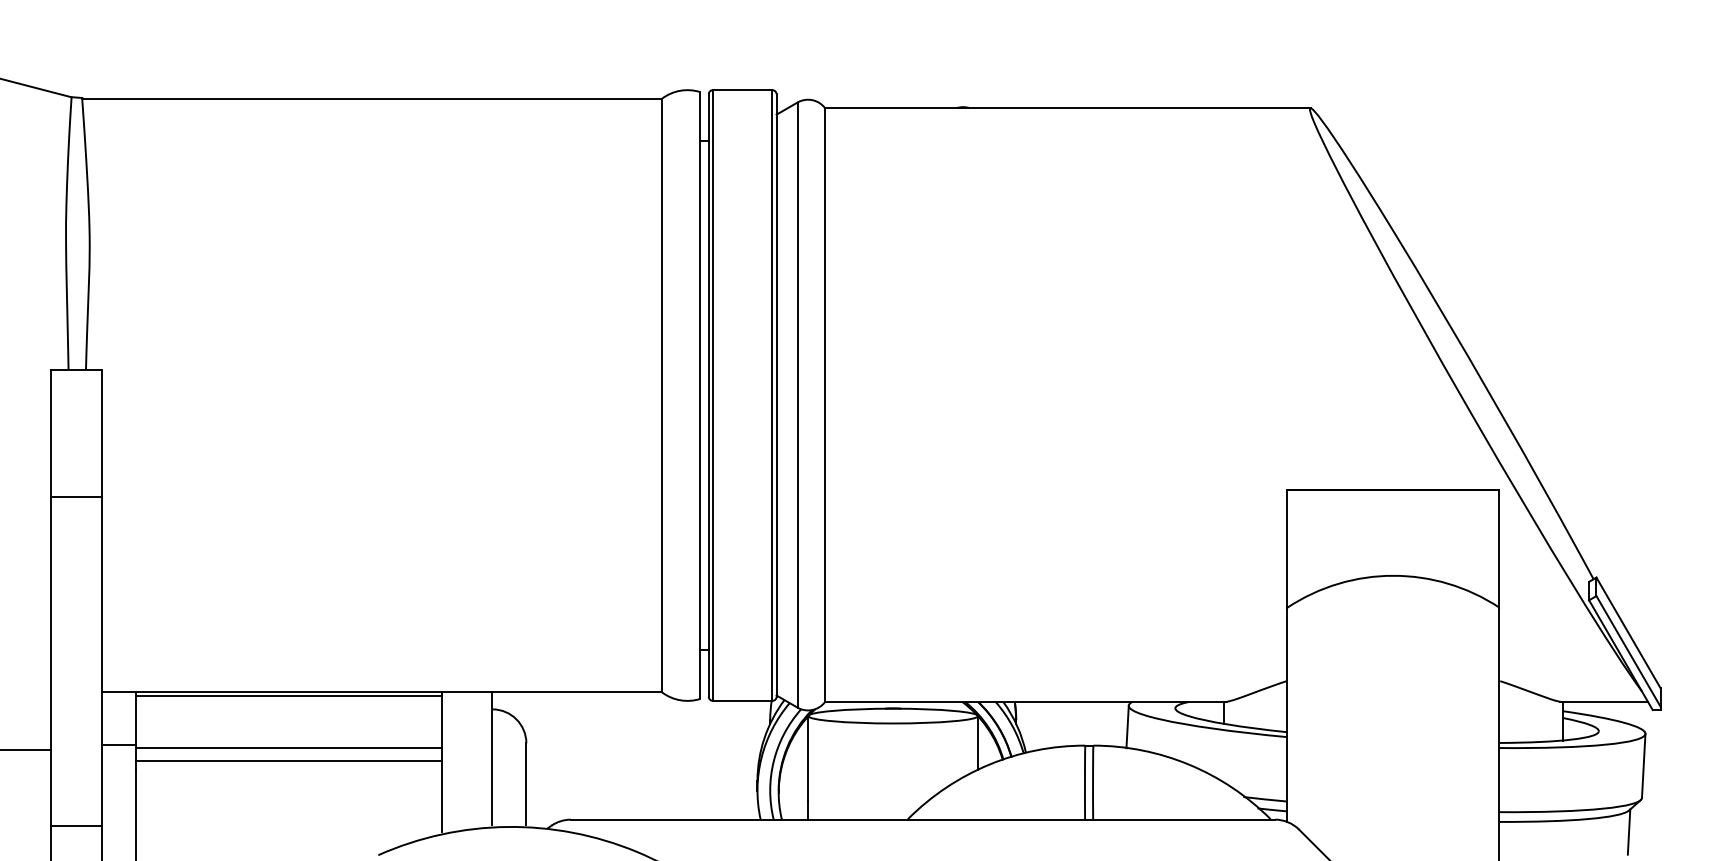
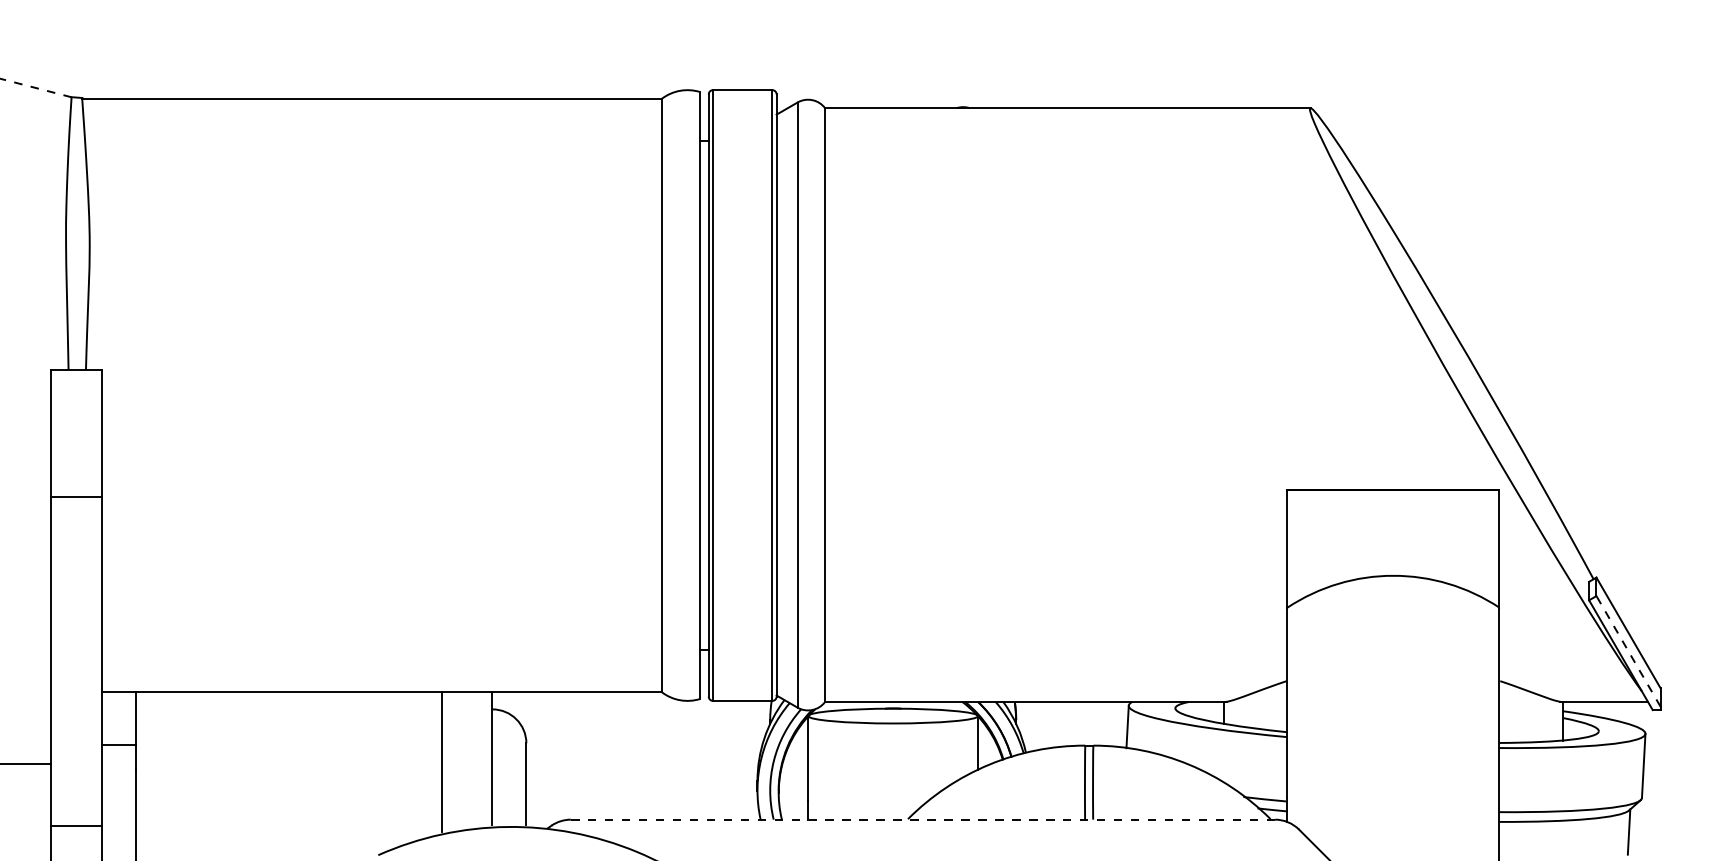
line: solid -> dashed (35, 88)
line: solid -> dashed (1628, 651)
line: present -> none (288, 695)
line: present -> none (288, 747)
line position: (26, 749) -> (26, 763) (26, 763)
line: present -> none (288, 761)
line: solid -> dashed (922, 819)
